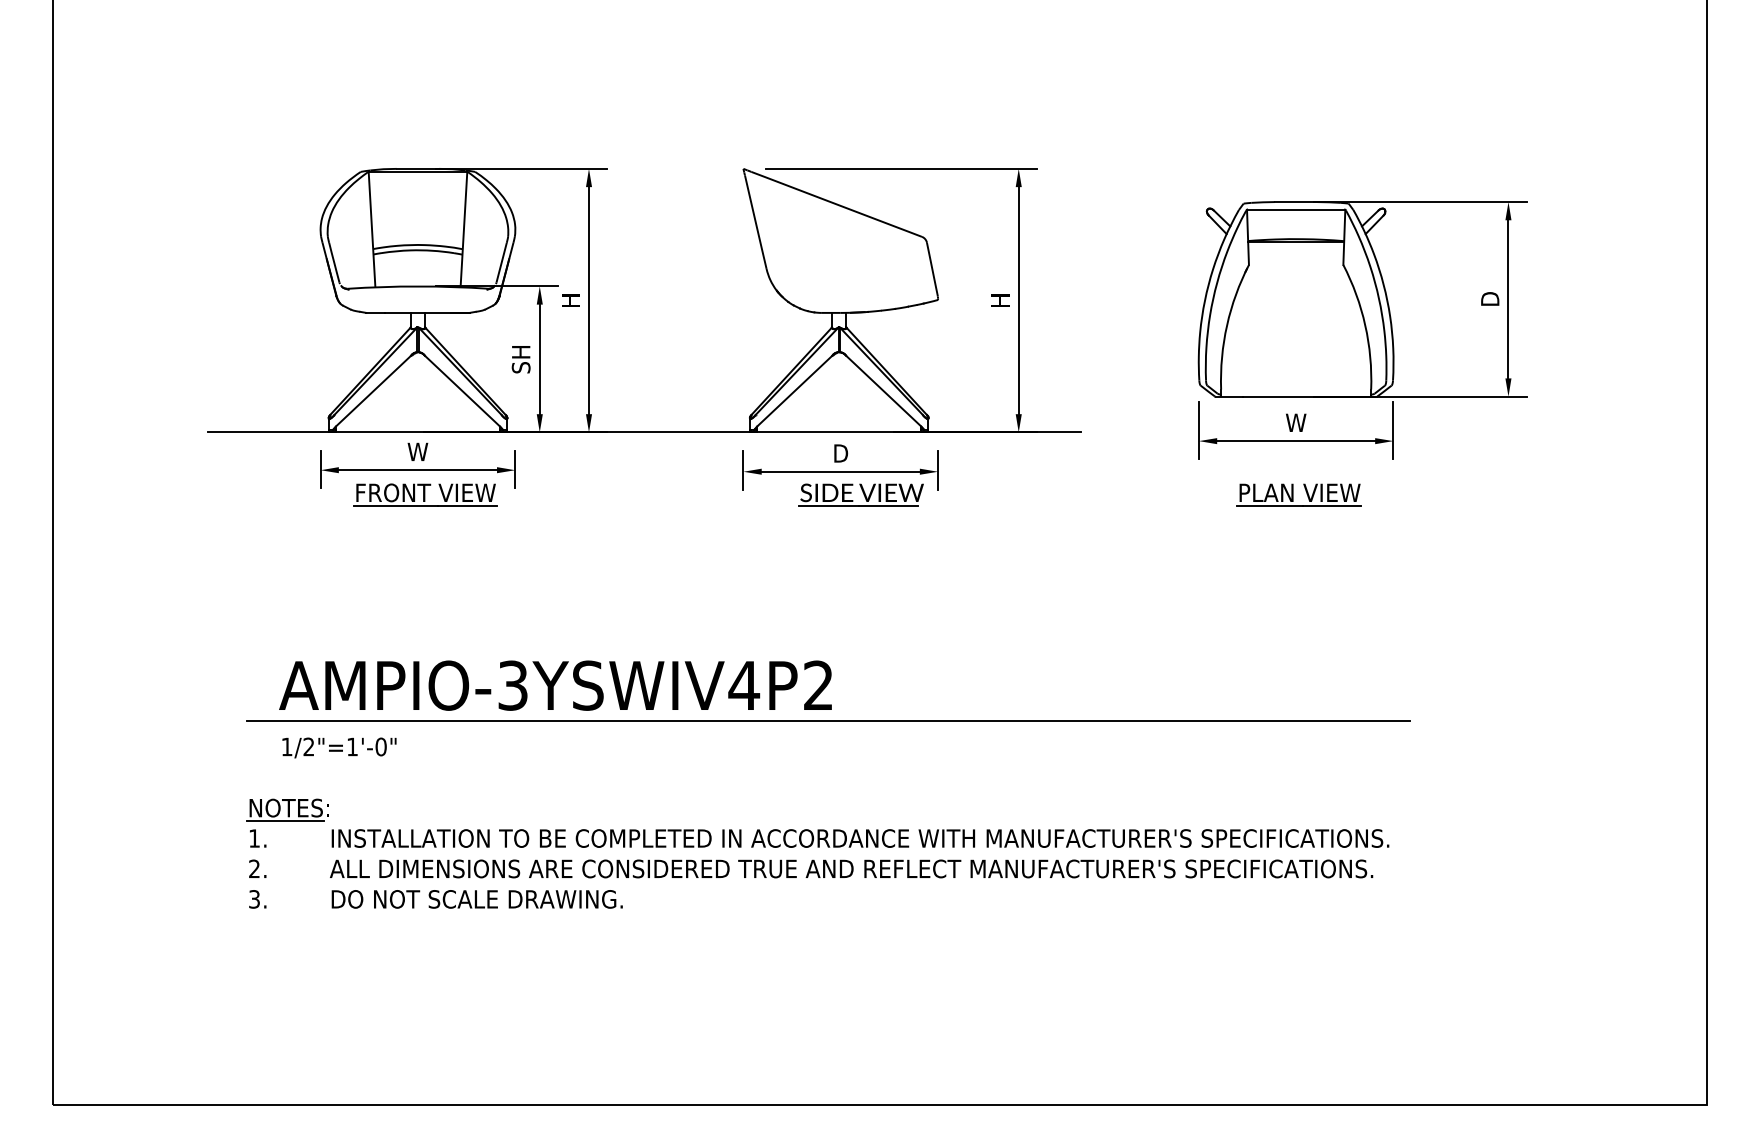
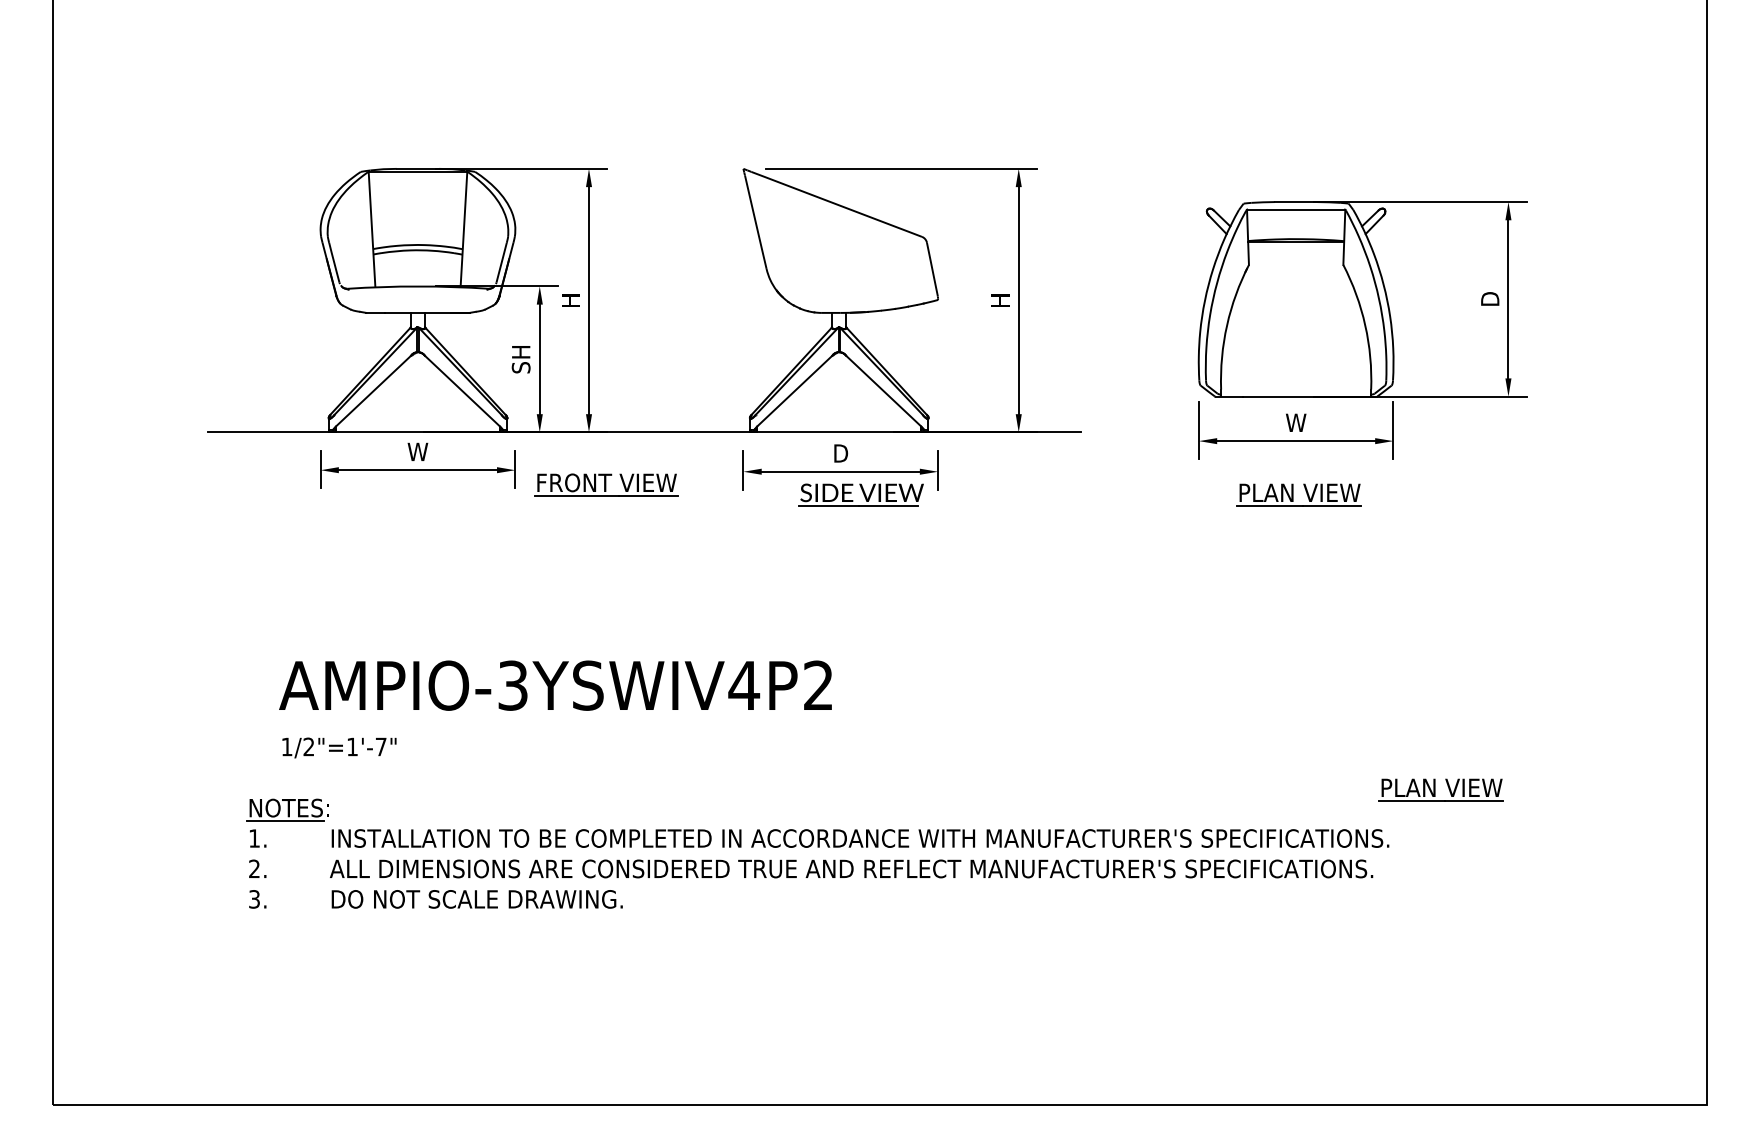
part position: (425, 494) -> (606, 484) (606, 484)
line: present -> none (828, 721)
text: 1/2"=1'-0" -> 1/2"=1'-7" (380, 746)
part: none -> present (1440, 789)
